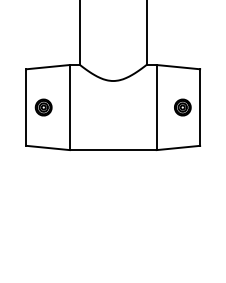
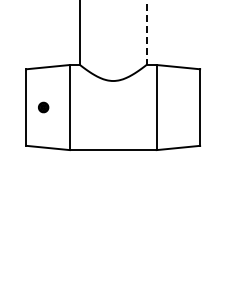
line: solid -> dashed (146, 33)
part size: 19x19 px -> 12x13 px (43, 107)
part: present -> none (182, 107)
